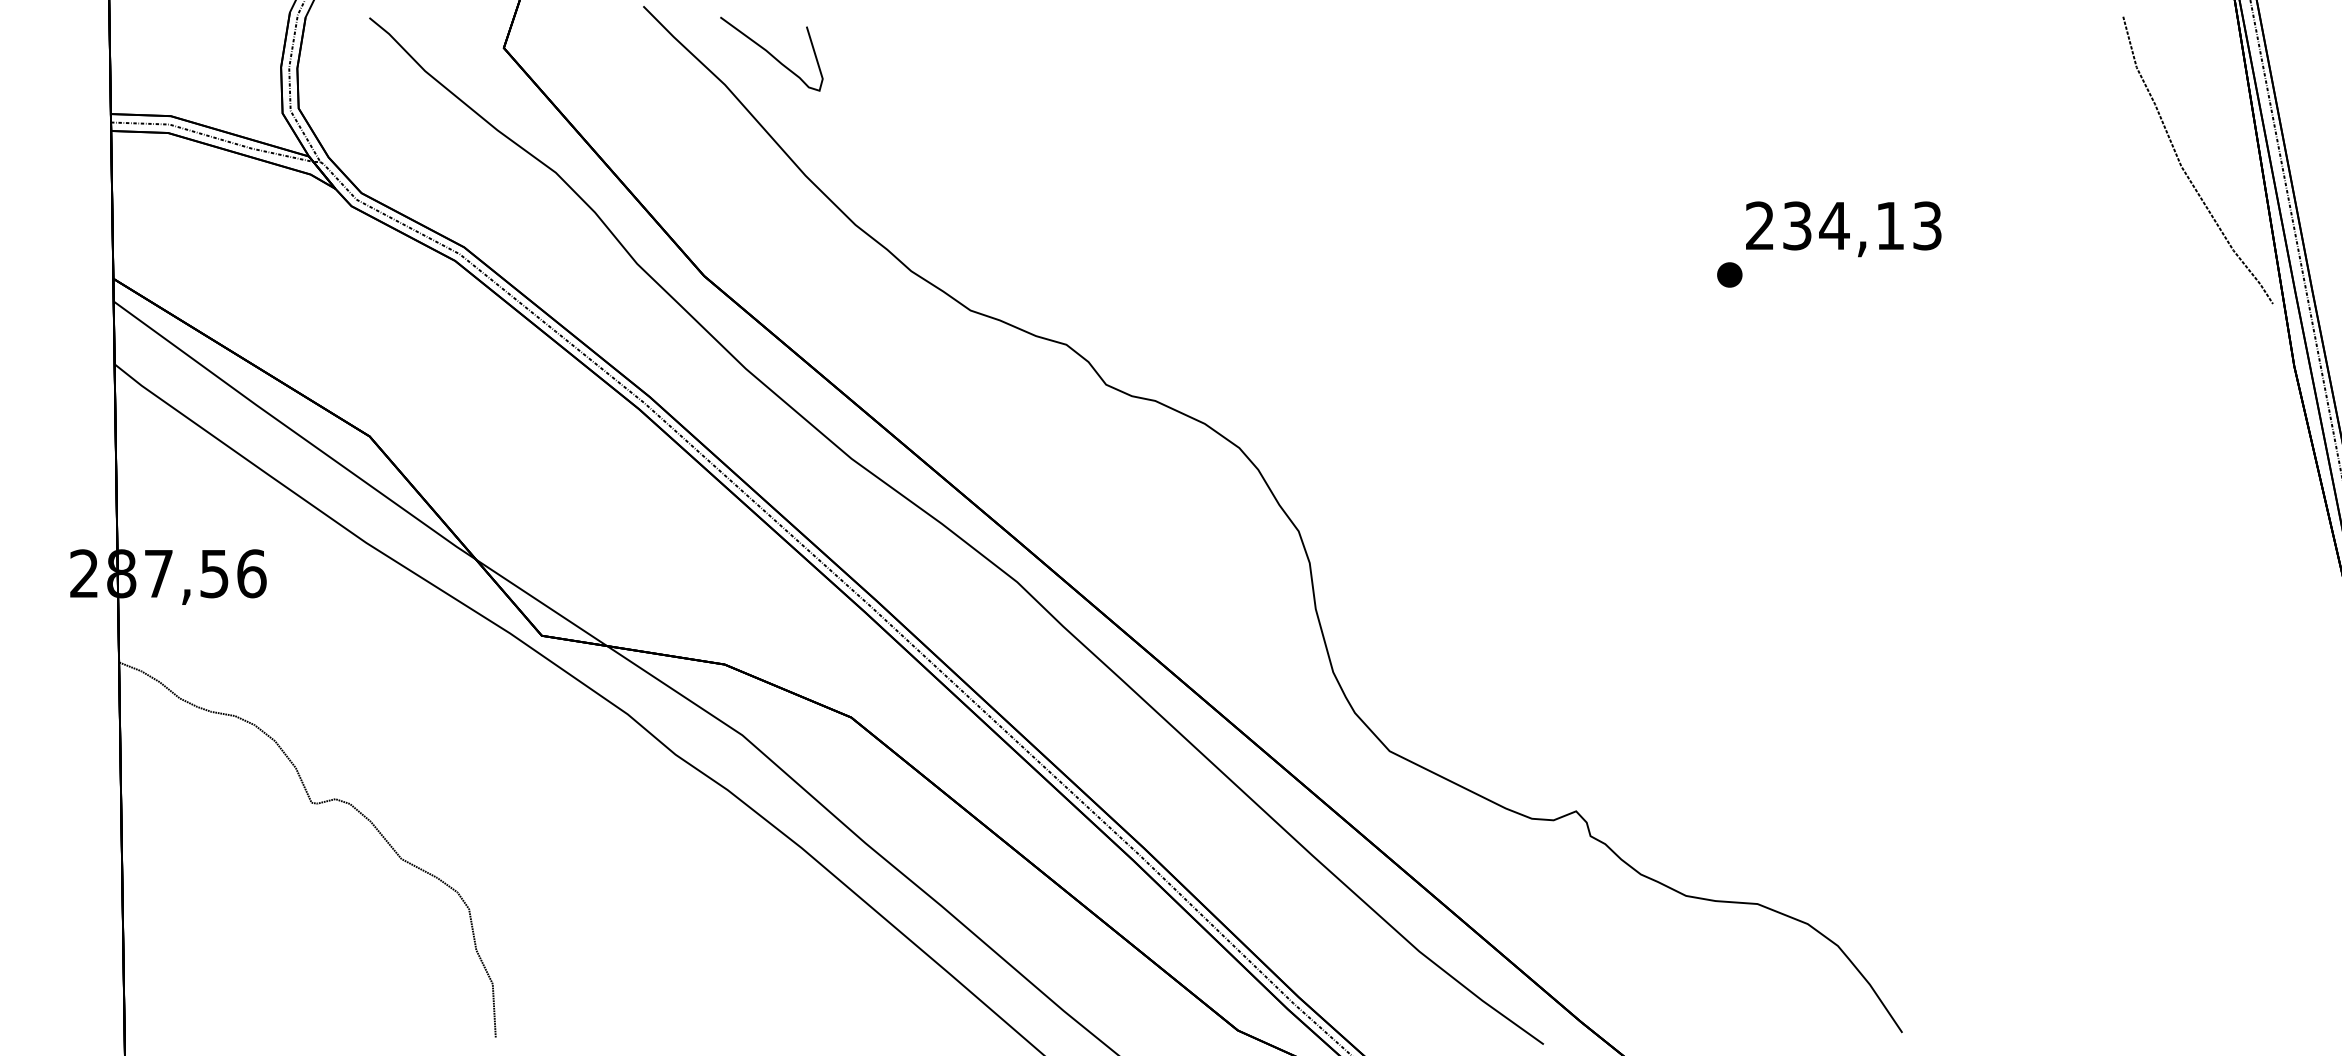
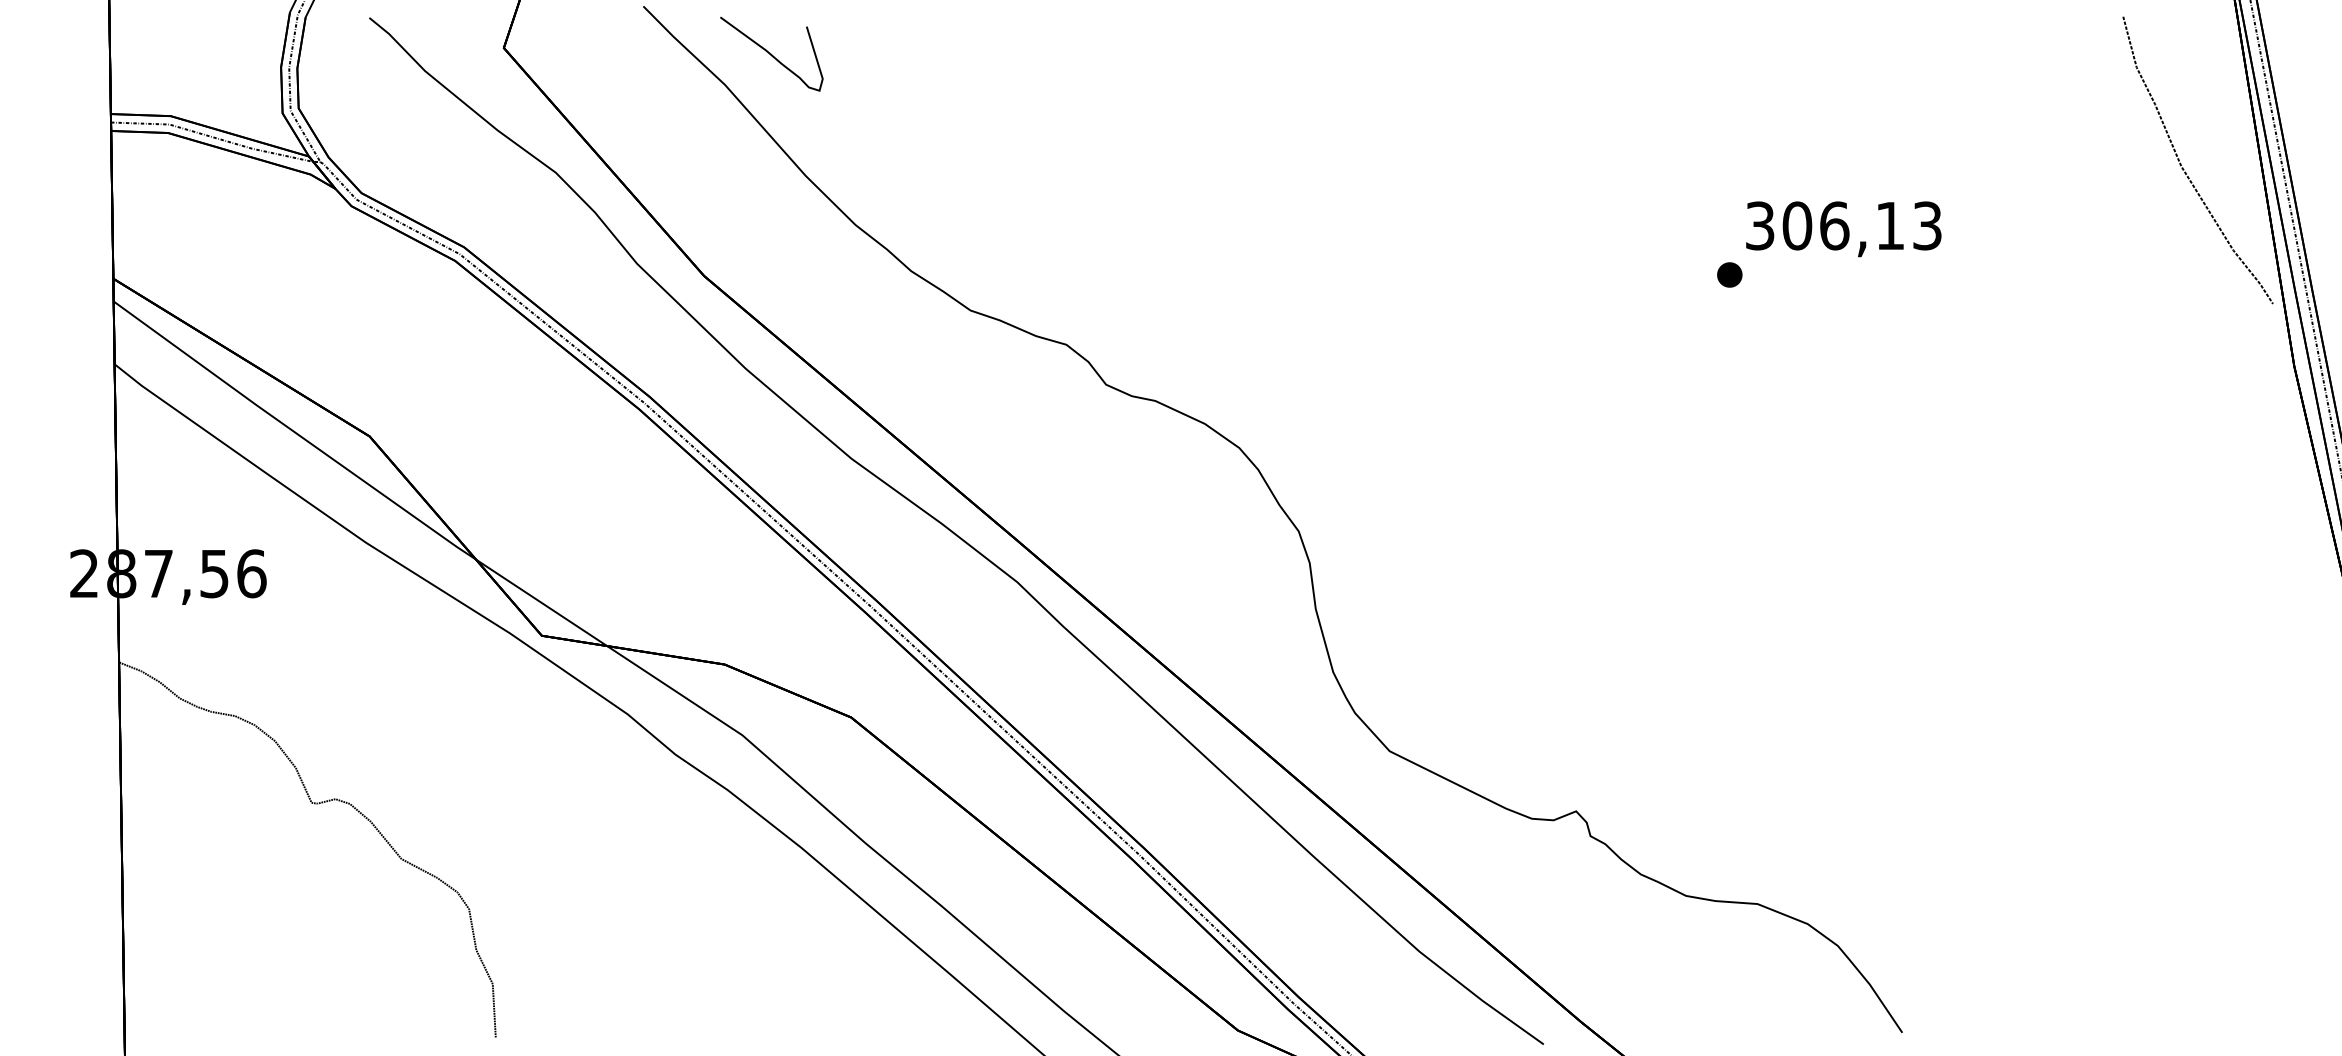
text: 234,13 -> 306,13 (1797, 225)
